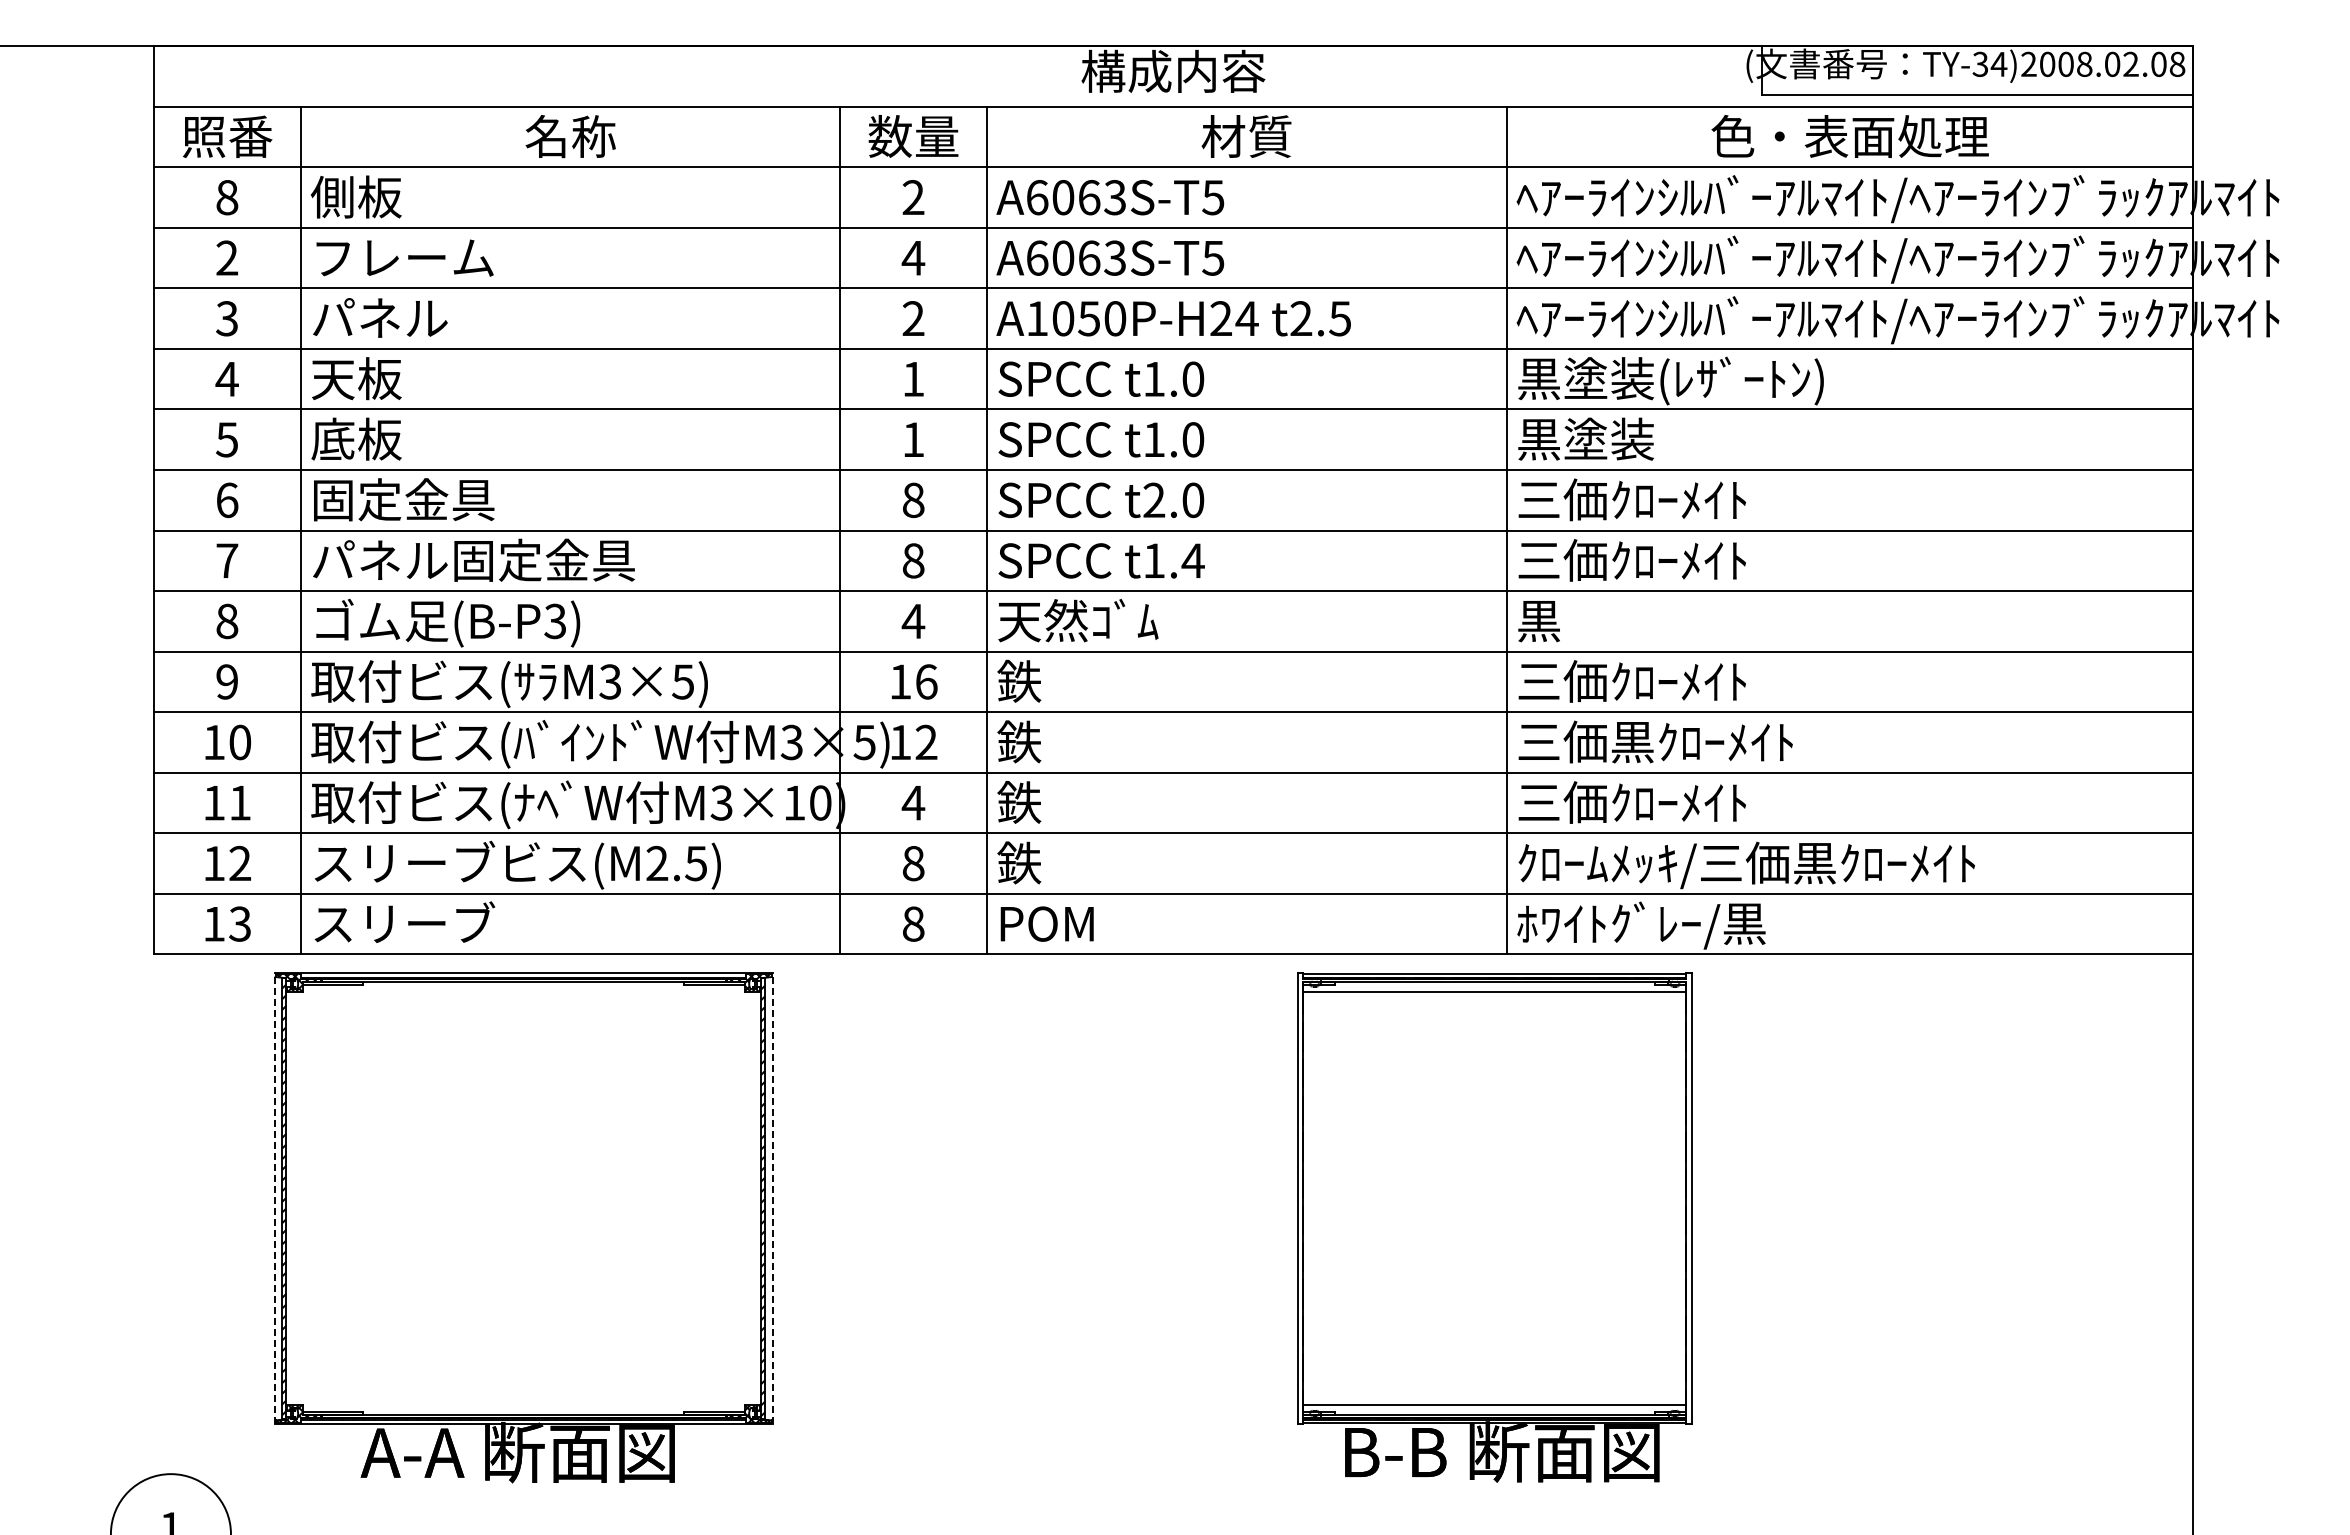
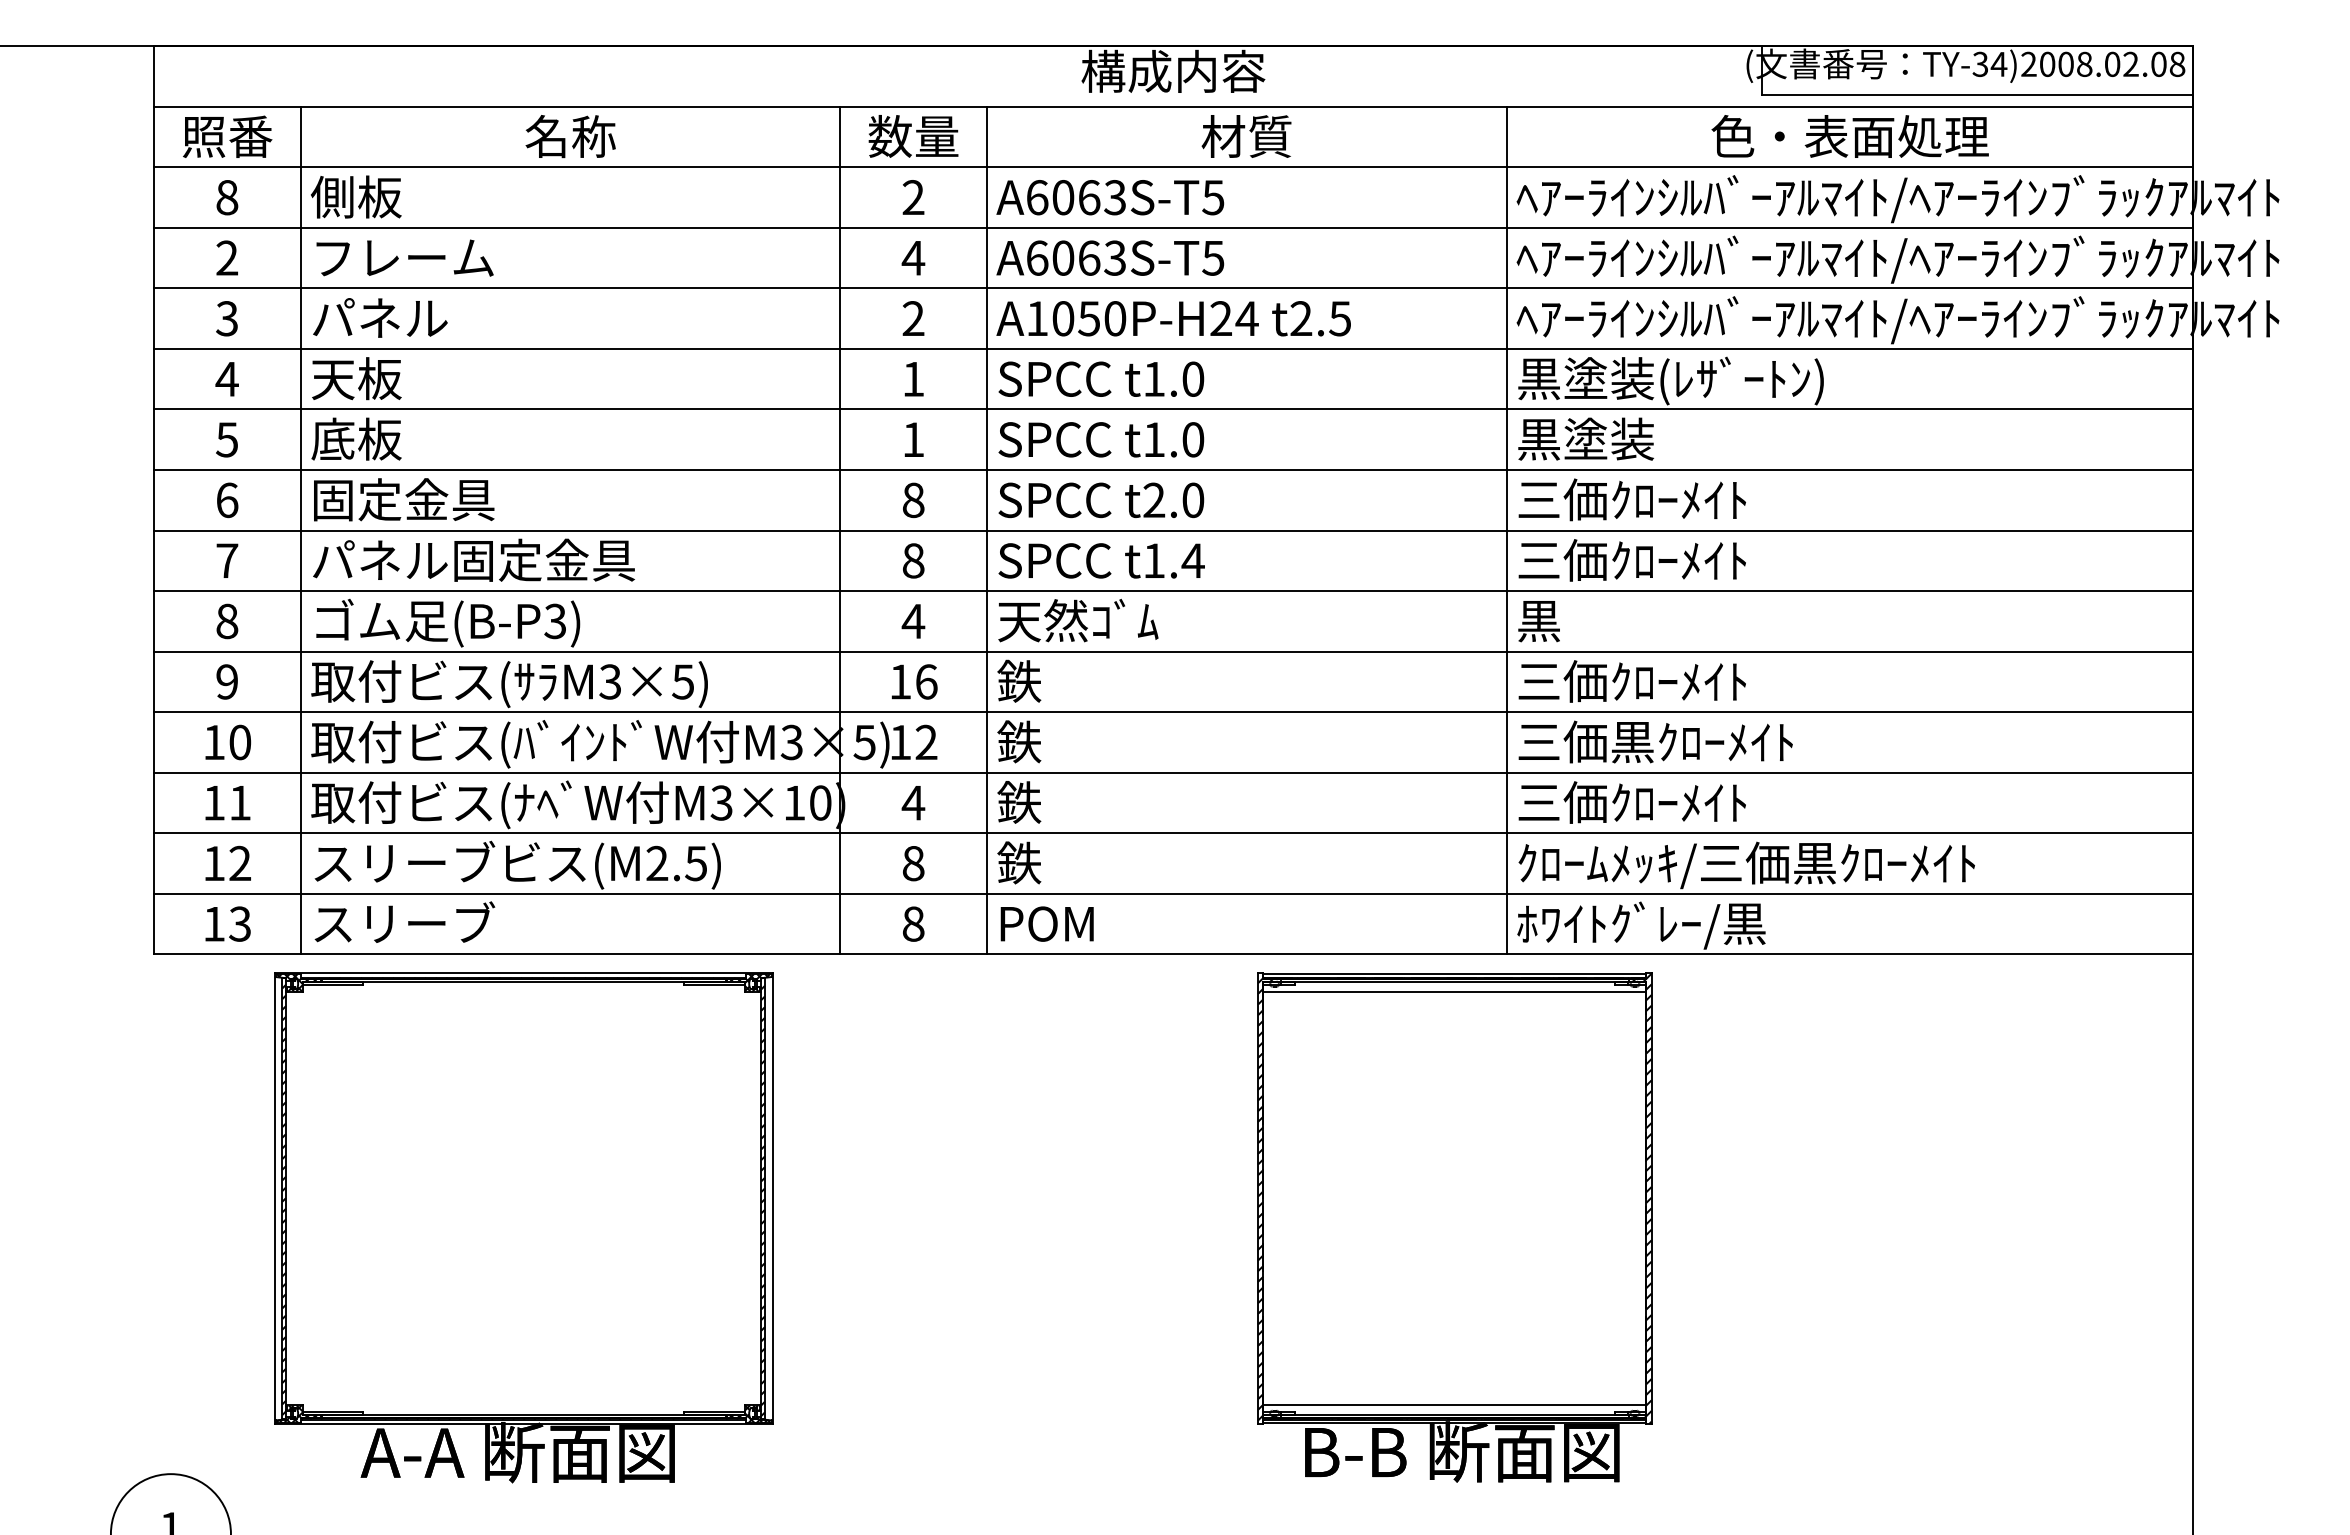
line: dashed -> solid (274, 1198)
line: dashed -> solid (772, 1198)
part position: (1494, 1227) -> (1454, 1227) (1454, 1227)
